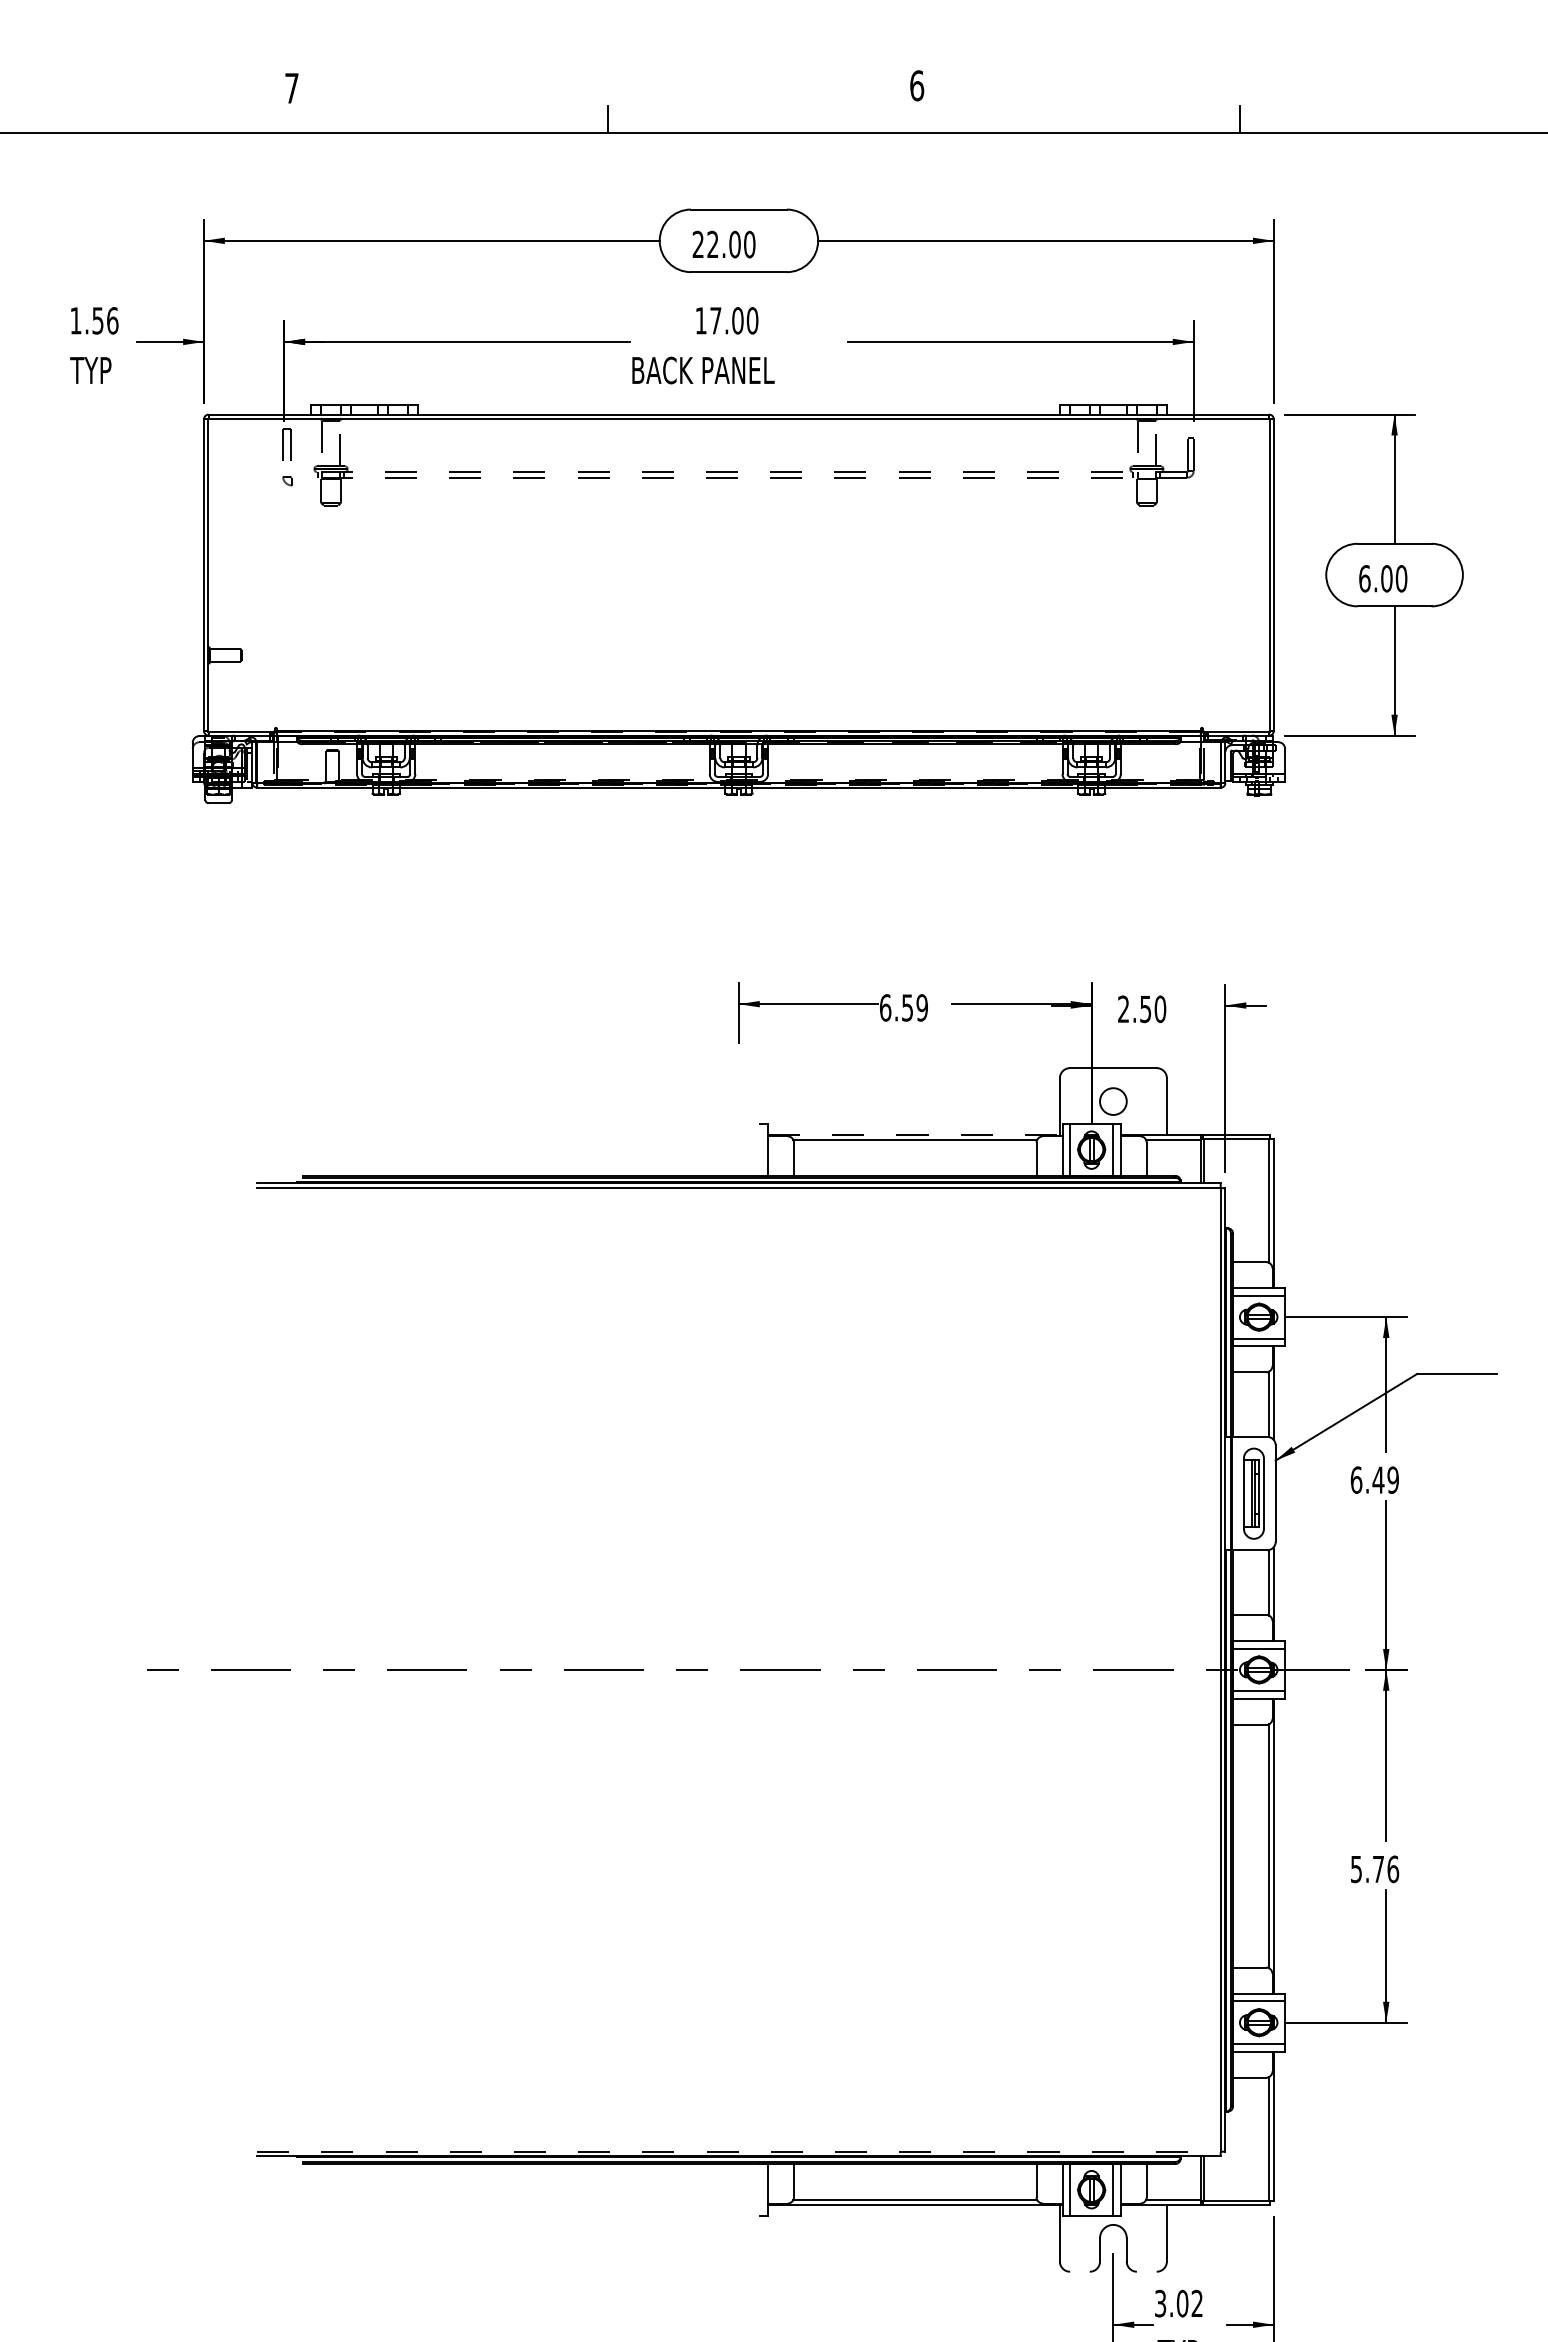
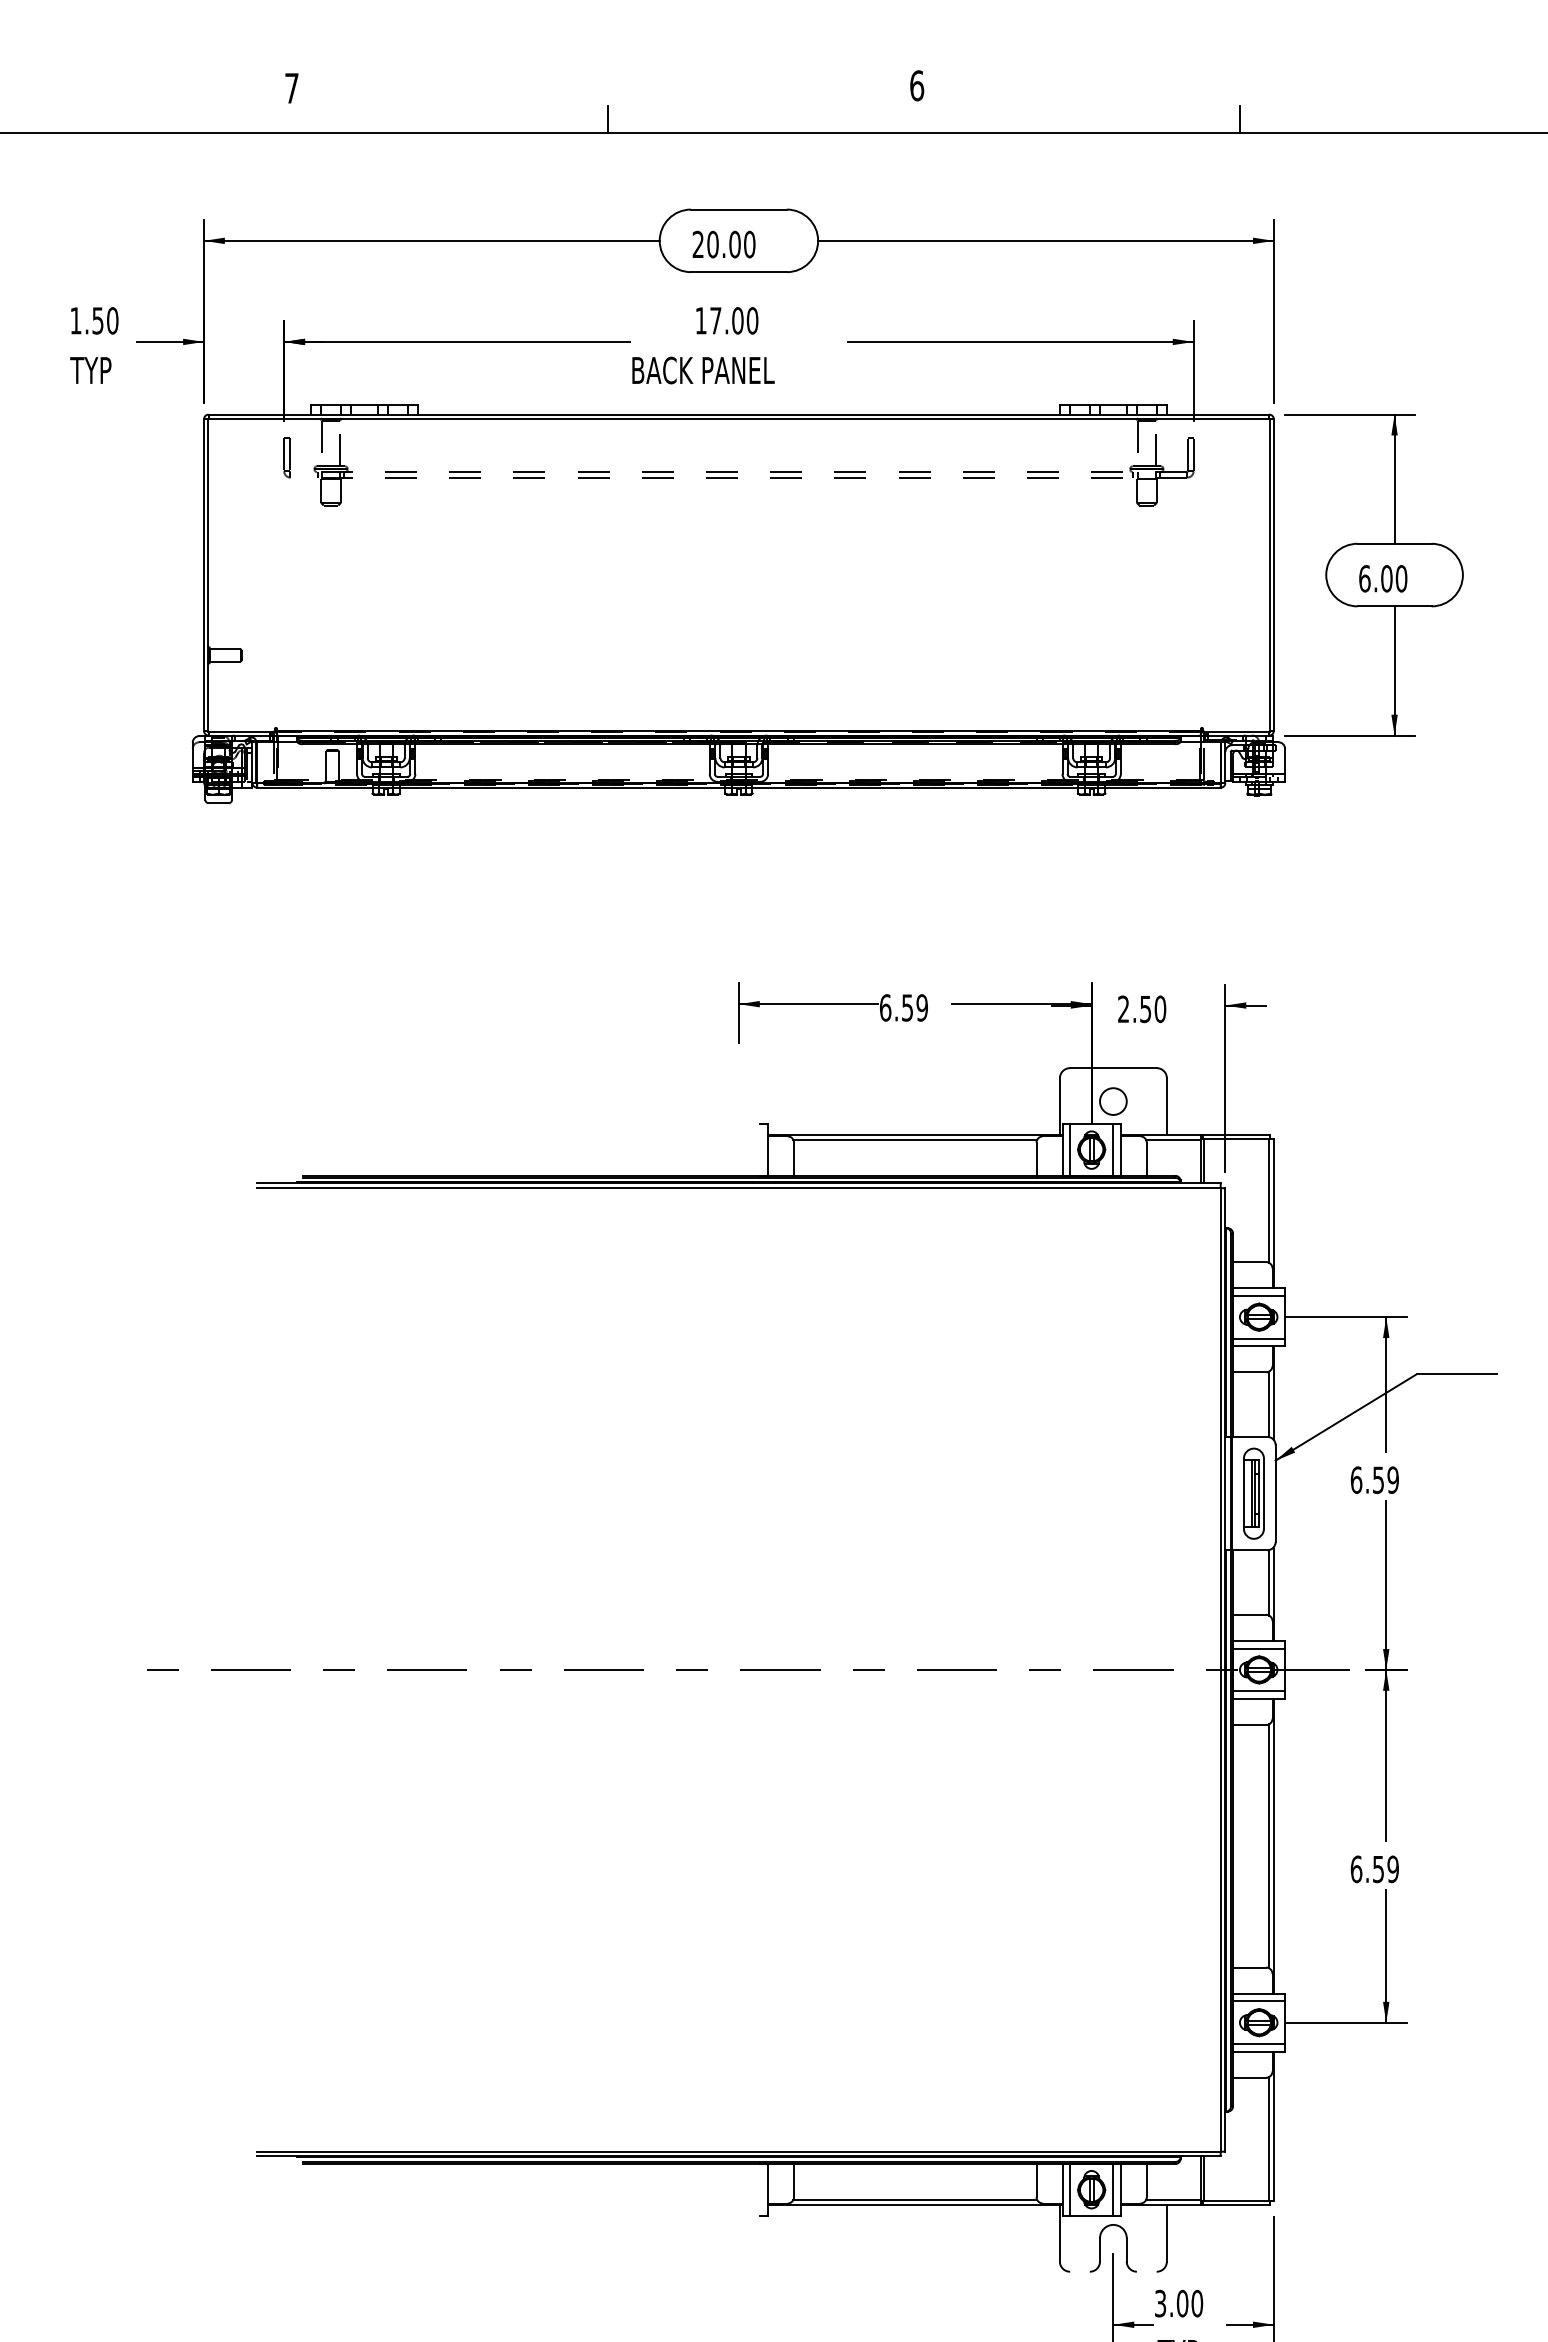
text: 22.00 -> 20.00 (712, 244)
text: 1.56 -> 1.50 (112, 320)
part size: 11x59 px -> 8x42 px (286, 457)
line: dashed -> solid (915, 1135)
text: 6.49 -> 6.59 (1378, 1479)
text: 5.76 -> 6.59 (1374, 1869)
line: dashed -> solid (738, 2151)
text: 3.02 -> 3.00 (1197, 2303)
